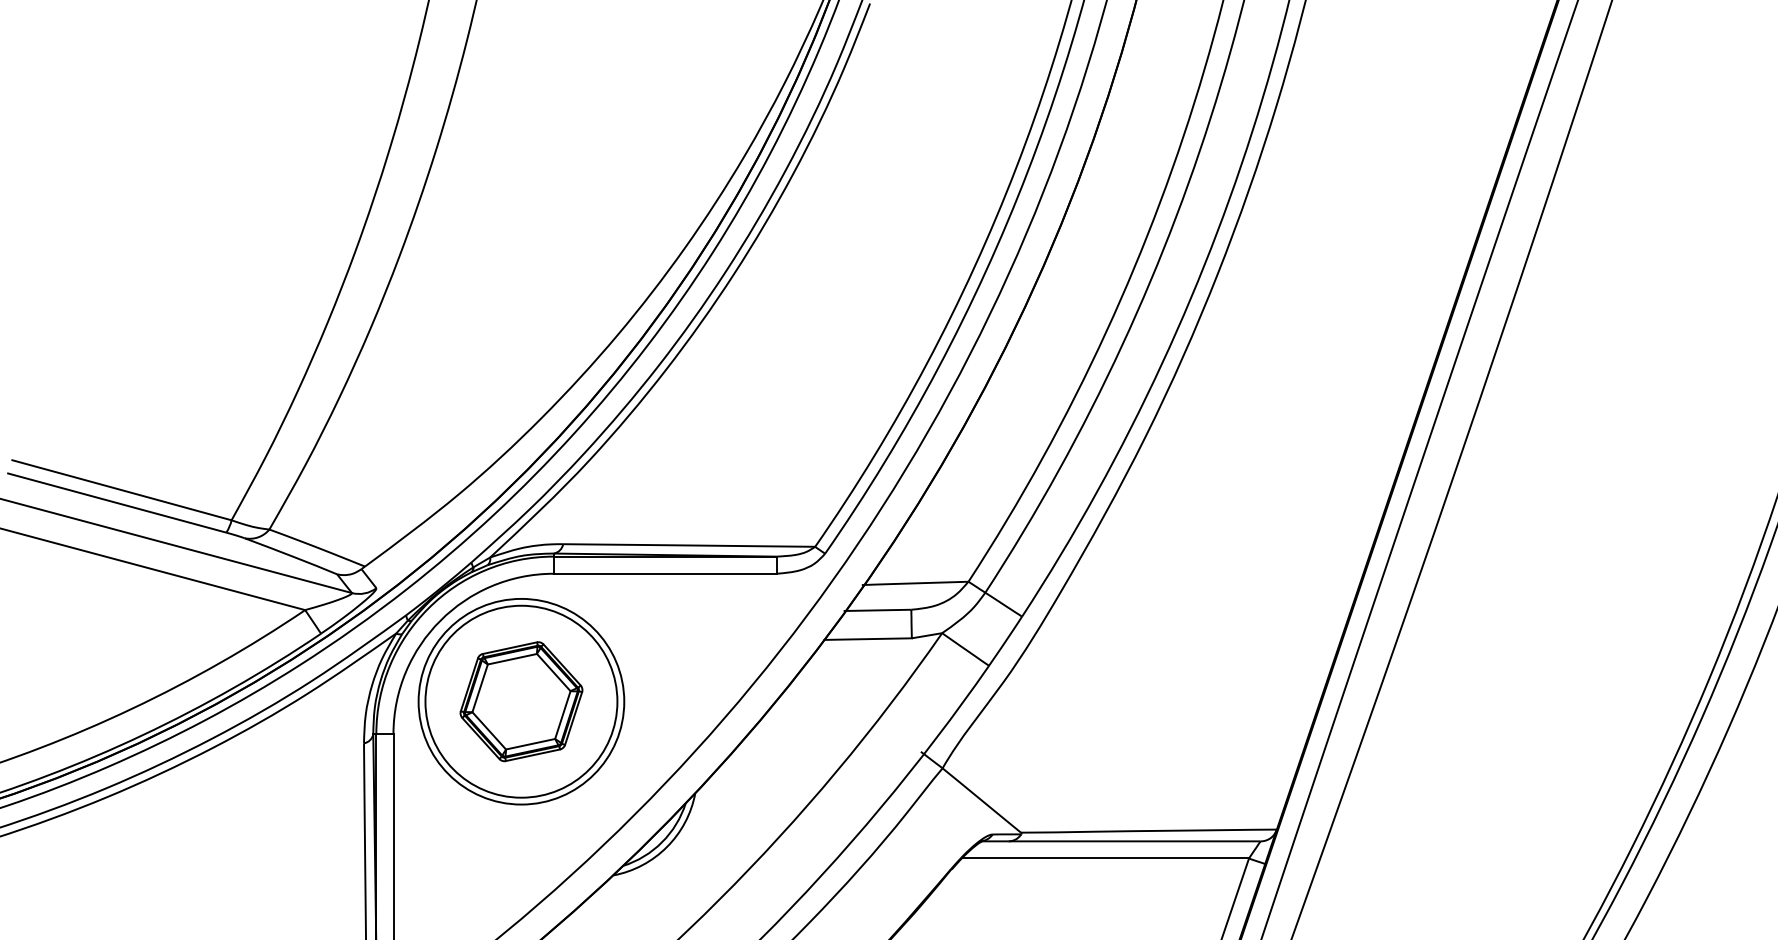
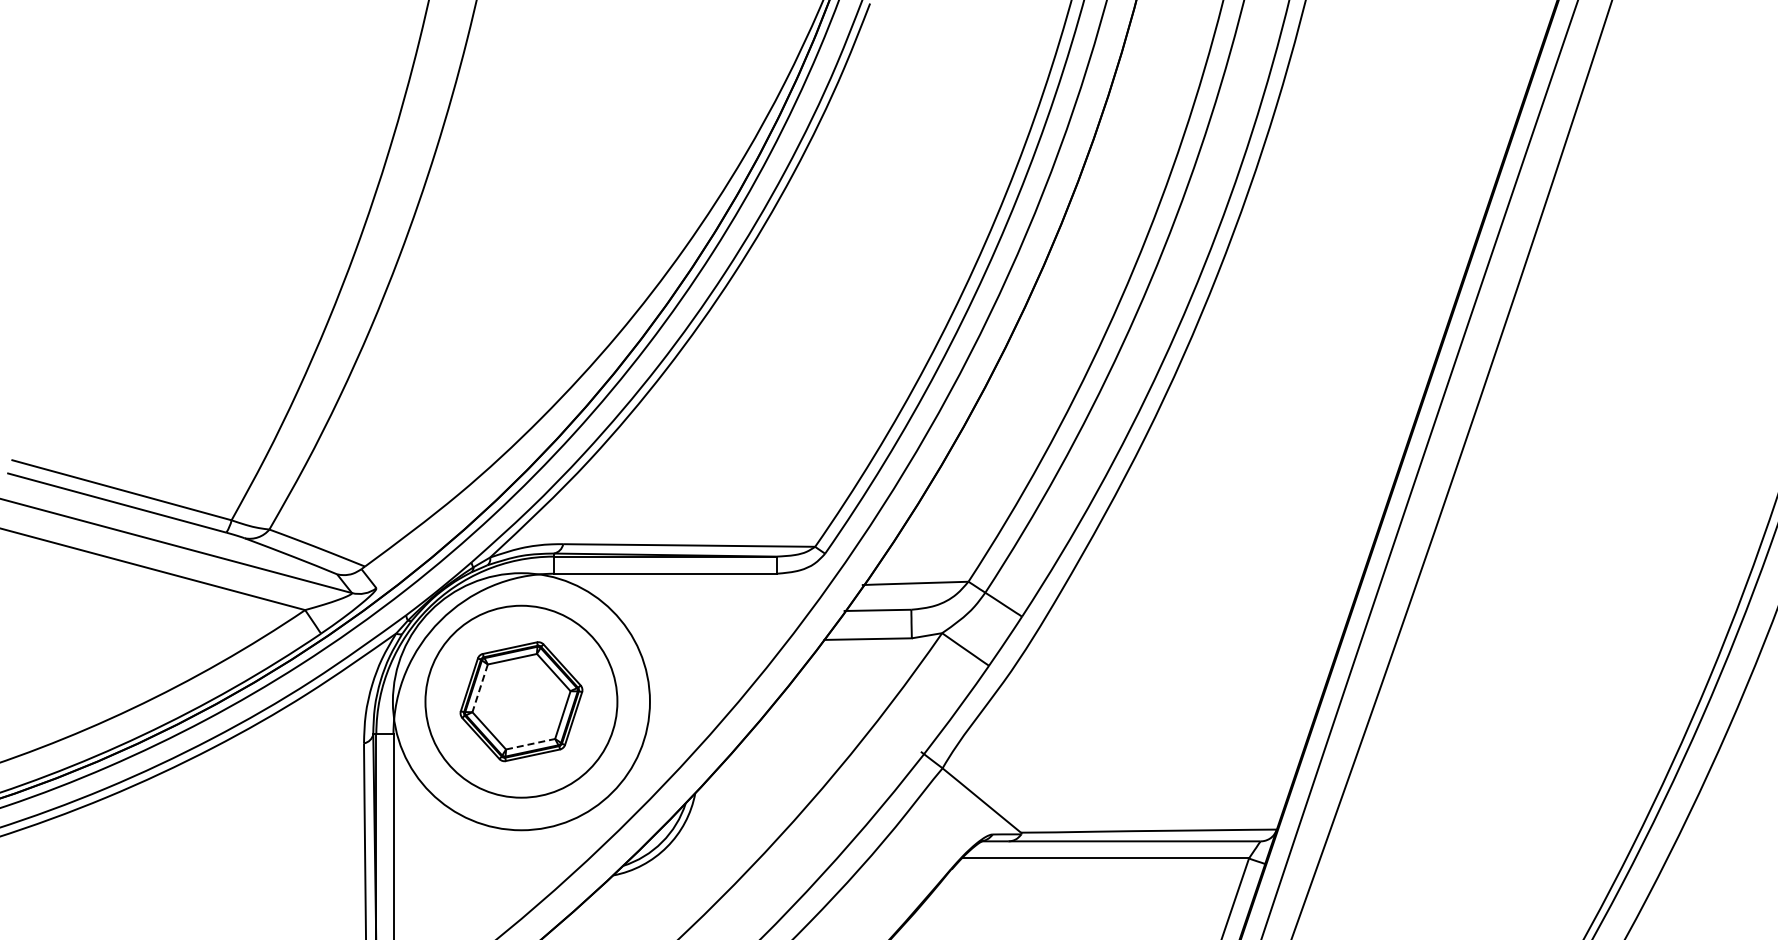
line: solid -> dashed (480, 688)
circle diameter: 206 px -> 257 px (520, 701)
line: solid -> dashed (531, 744)
